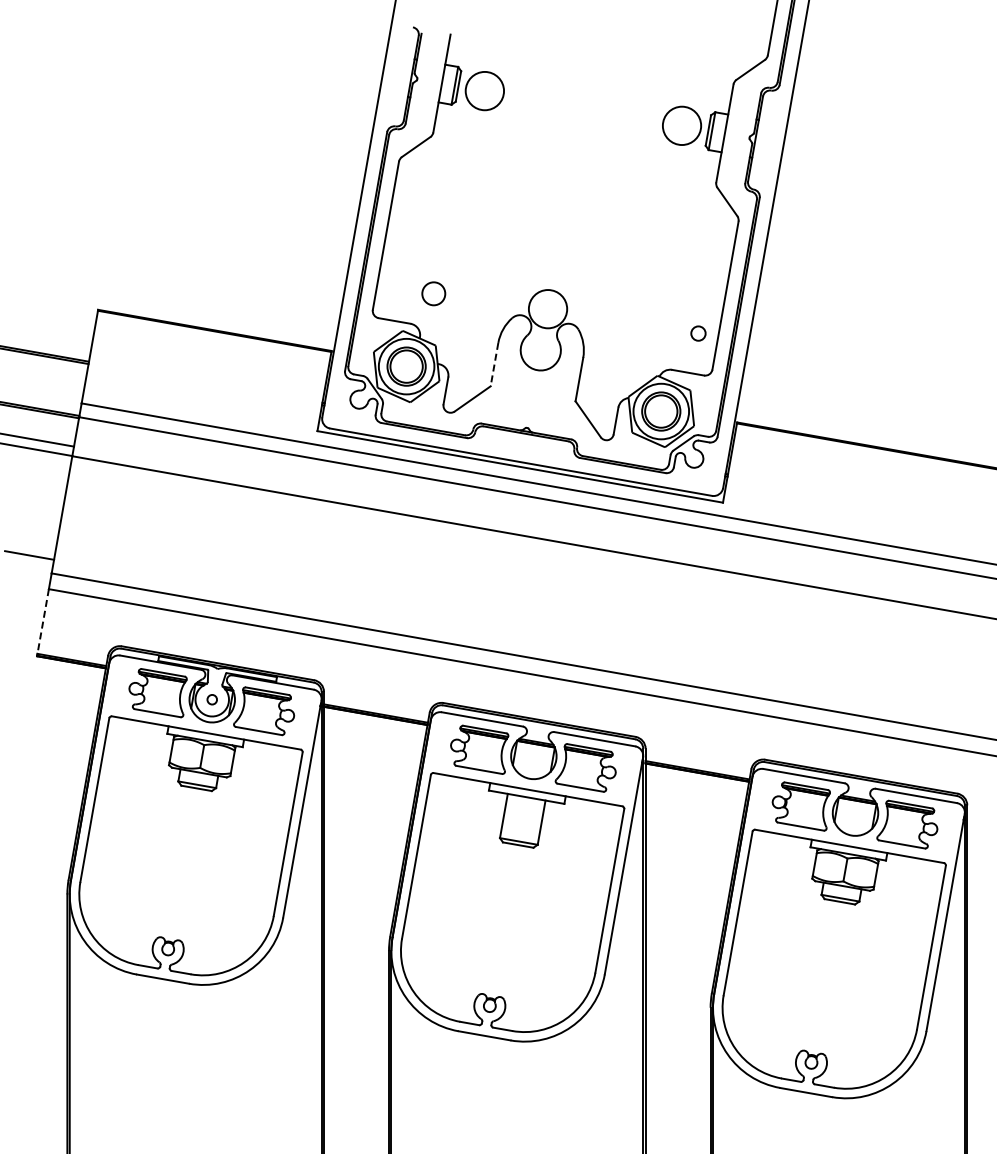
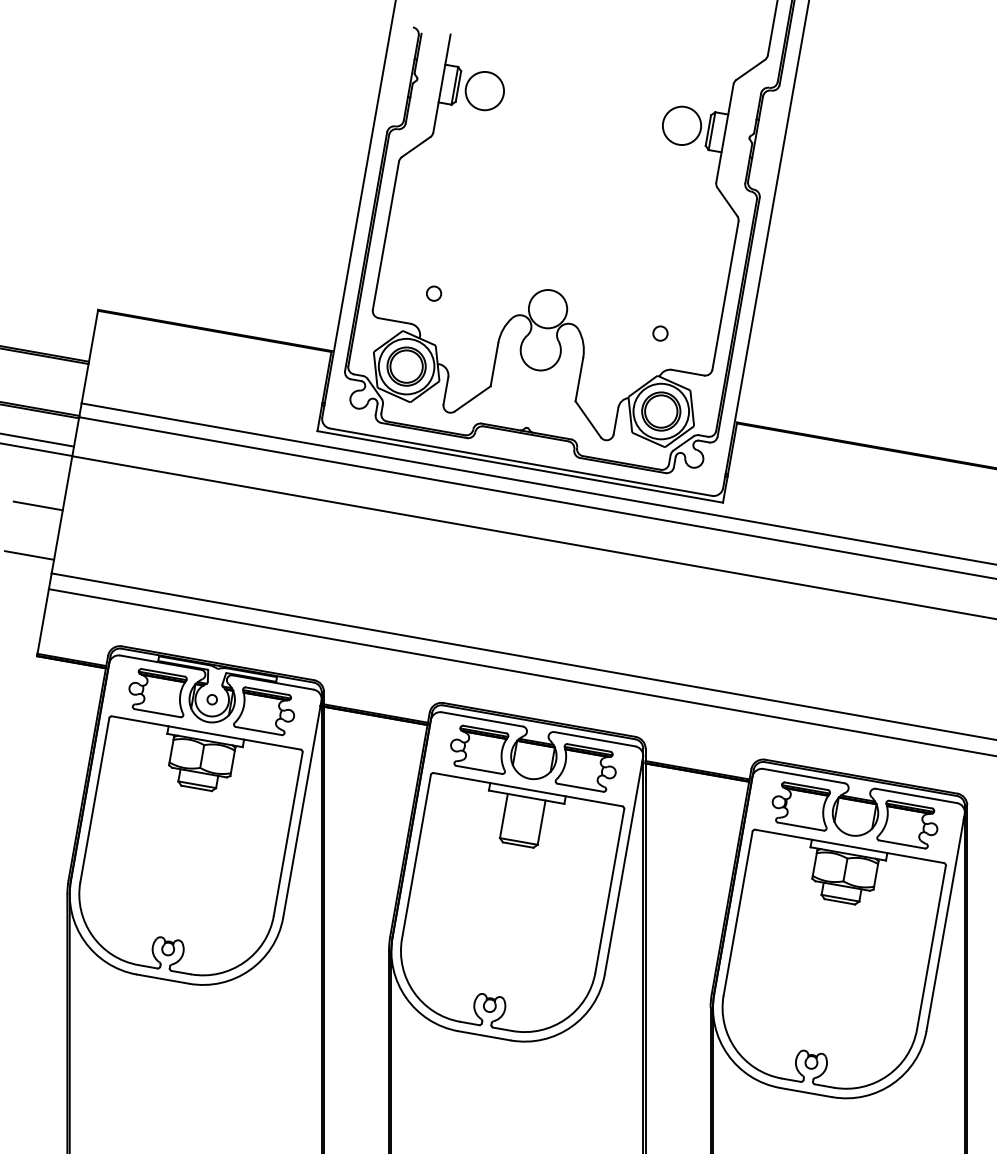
circle size: 26x26 px -> 17x17 px (434, 293)
circle position: (698, 333) -> (660, 333) (660, 333)
line: dashed -> solid (494, 365)
line: none -> present (37, 505)
line: dashed -> solid (43, 621)
